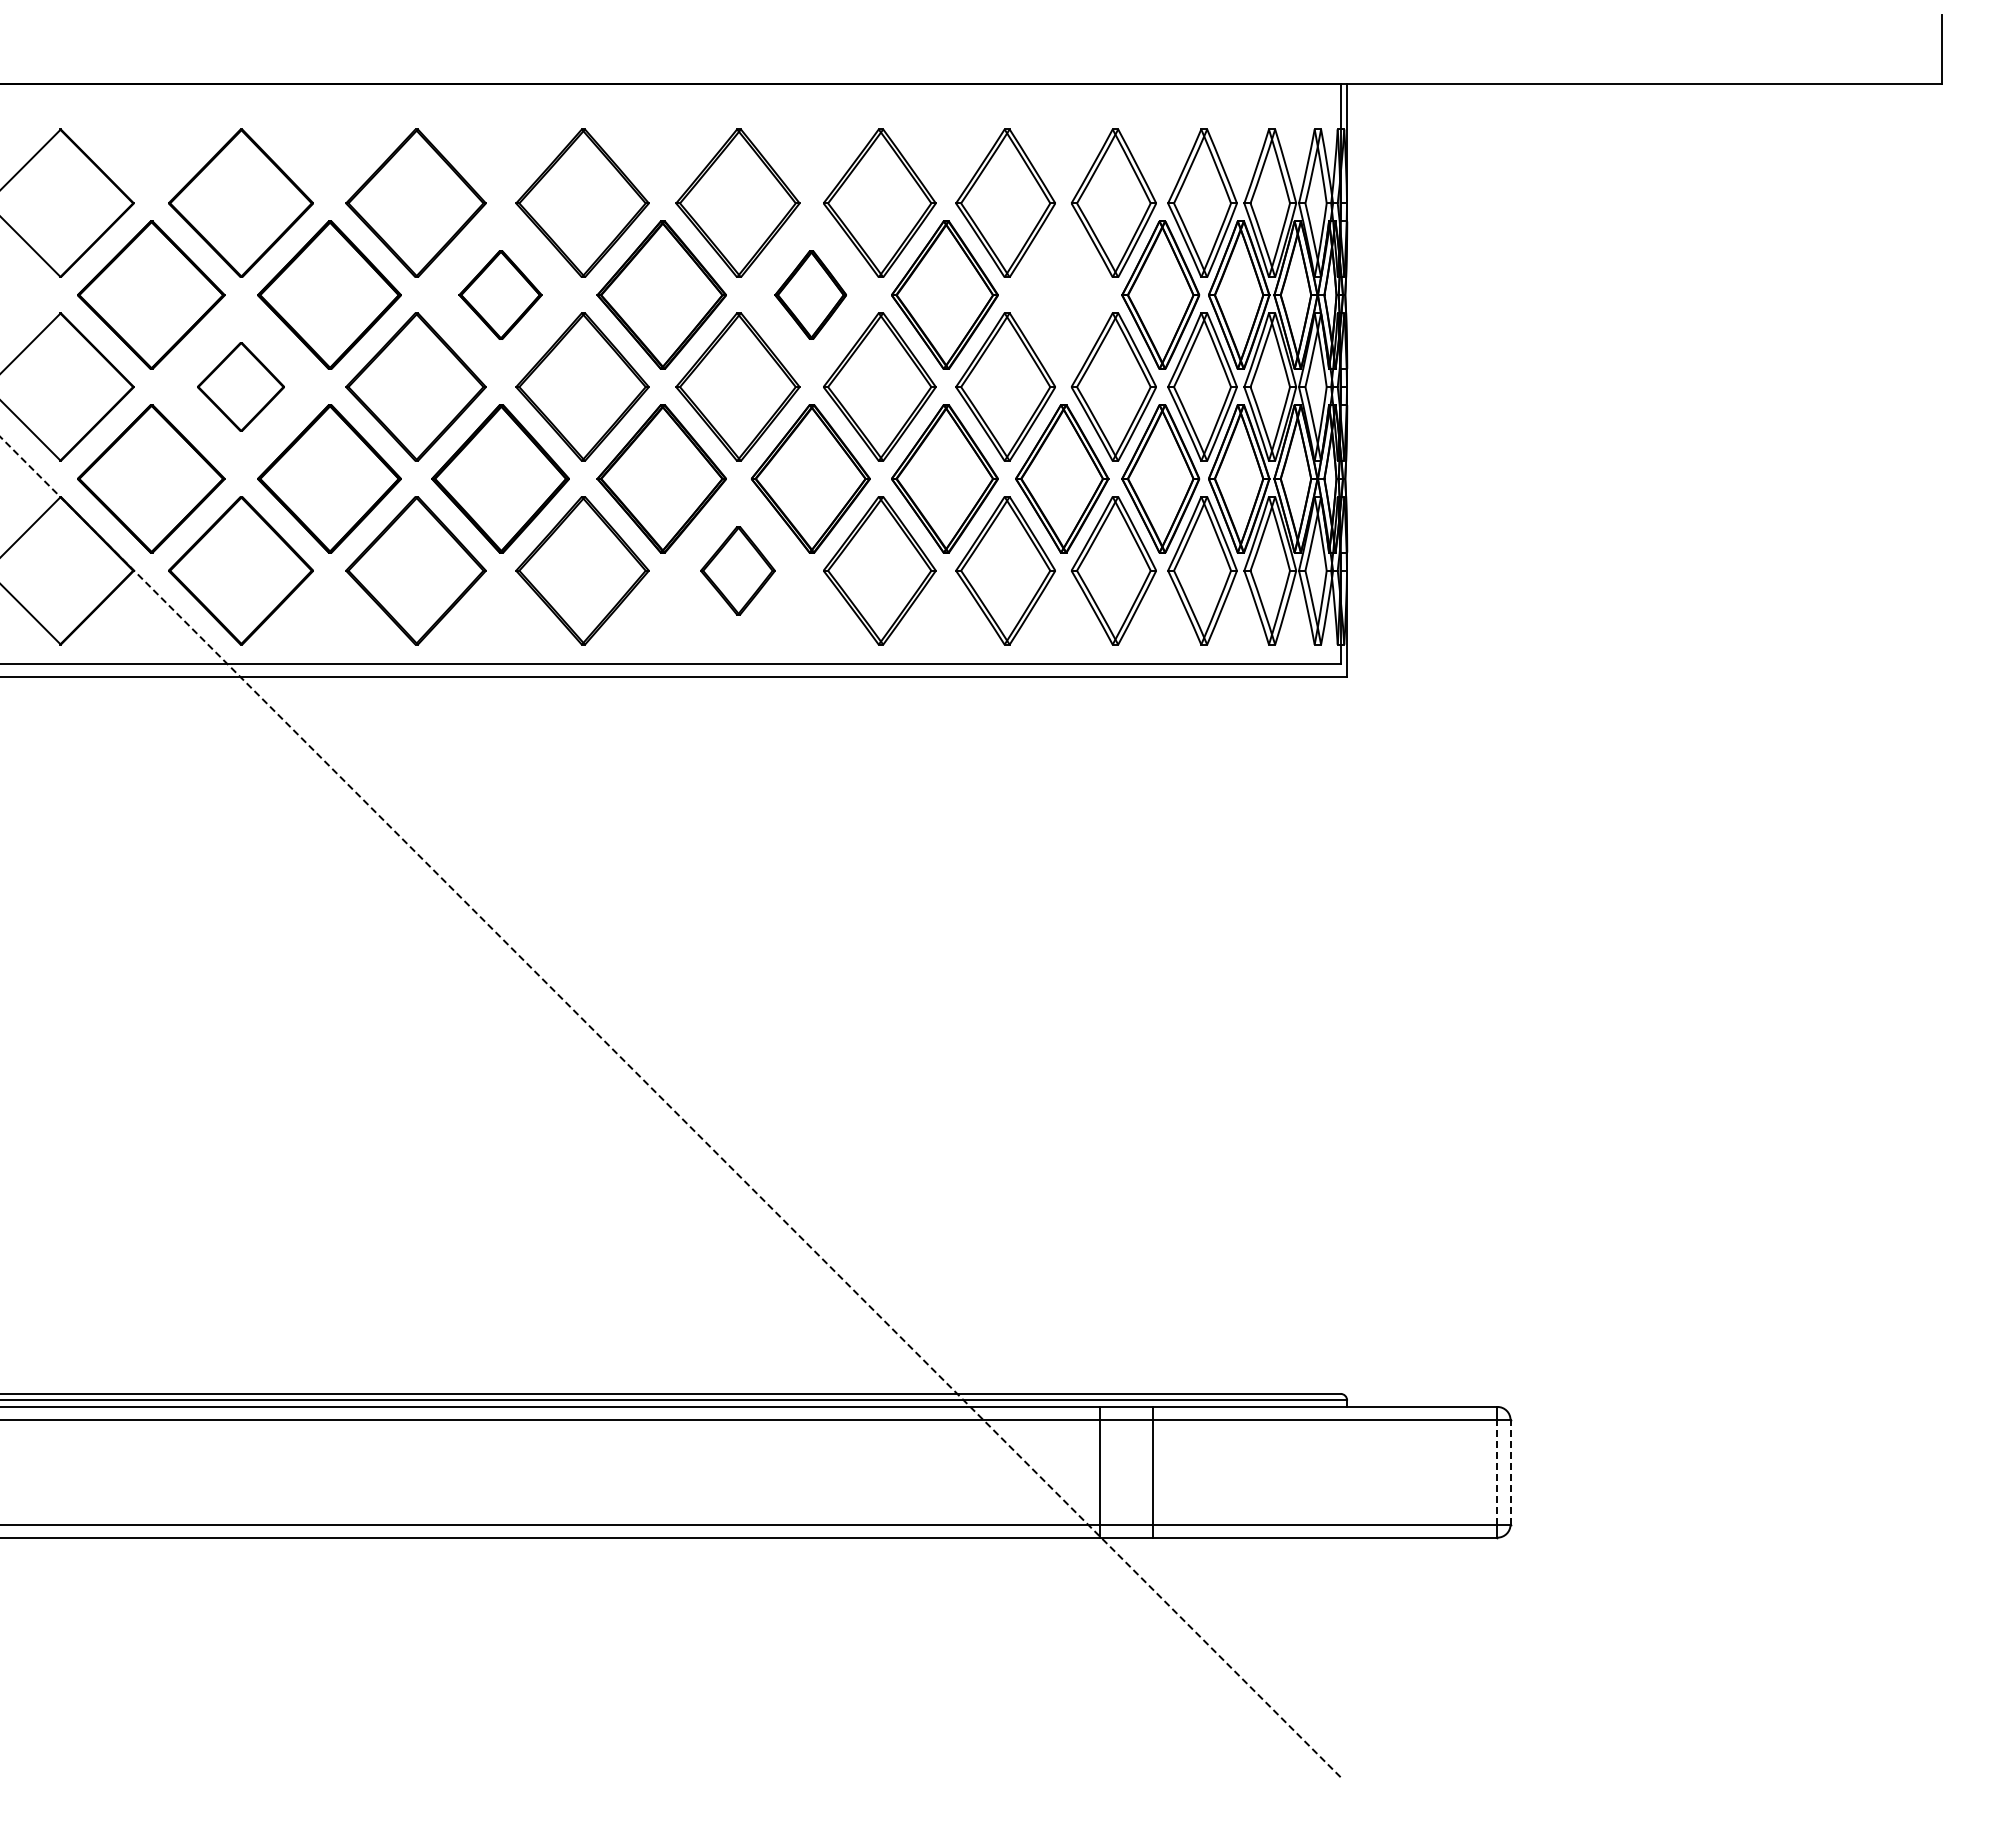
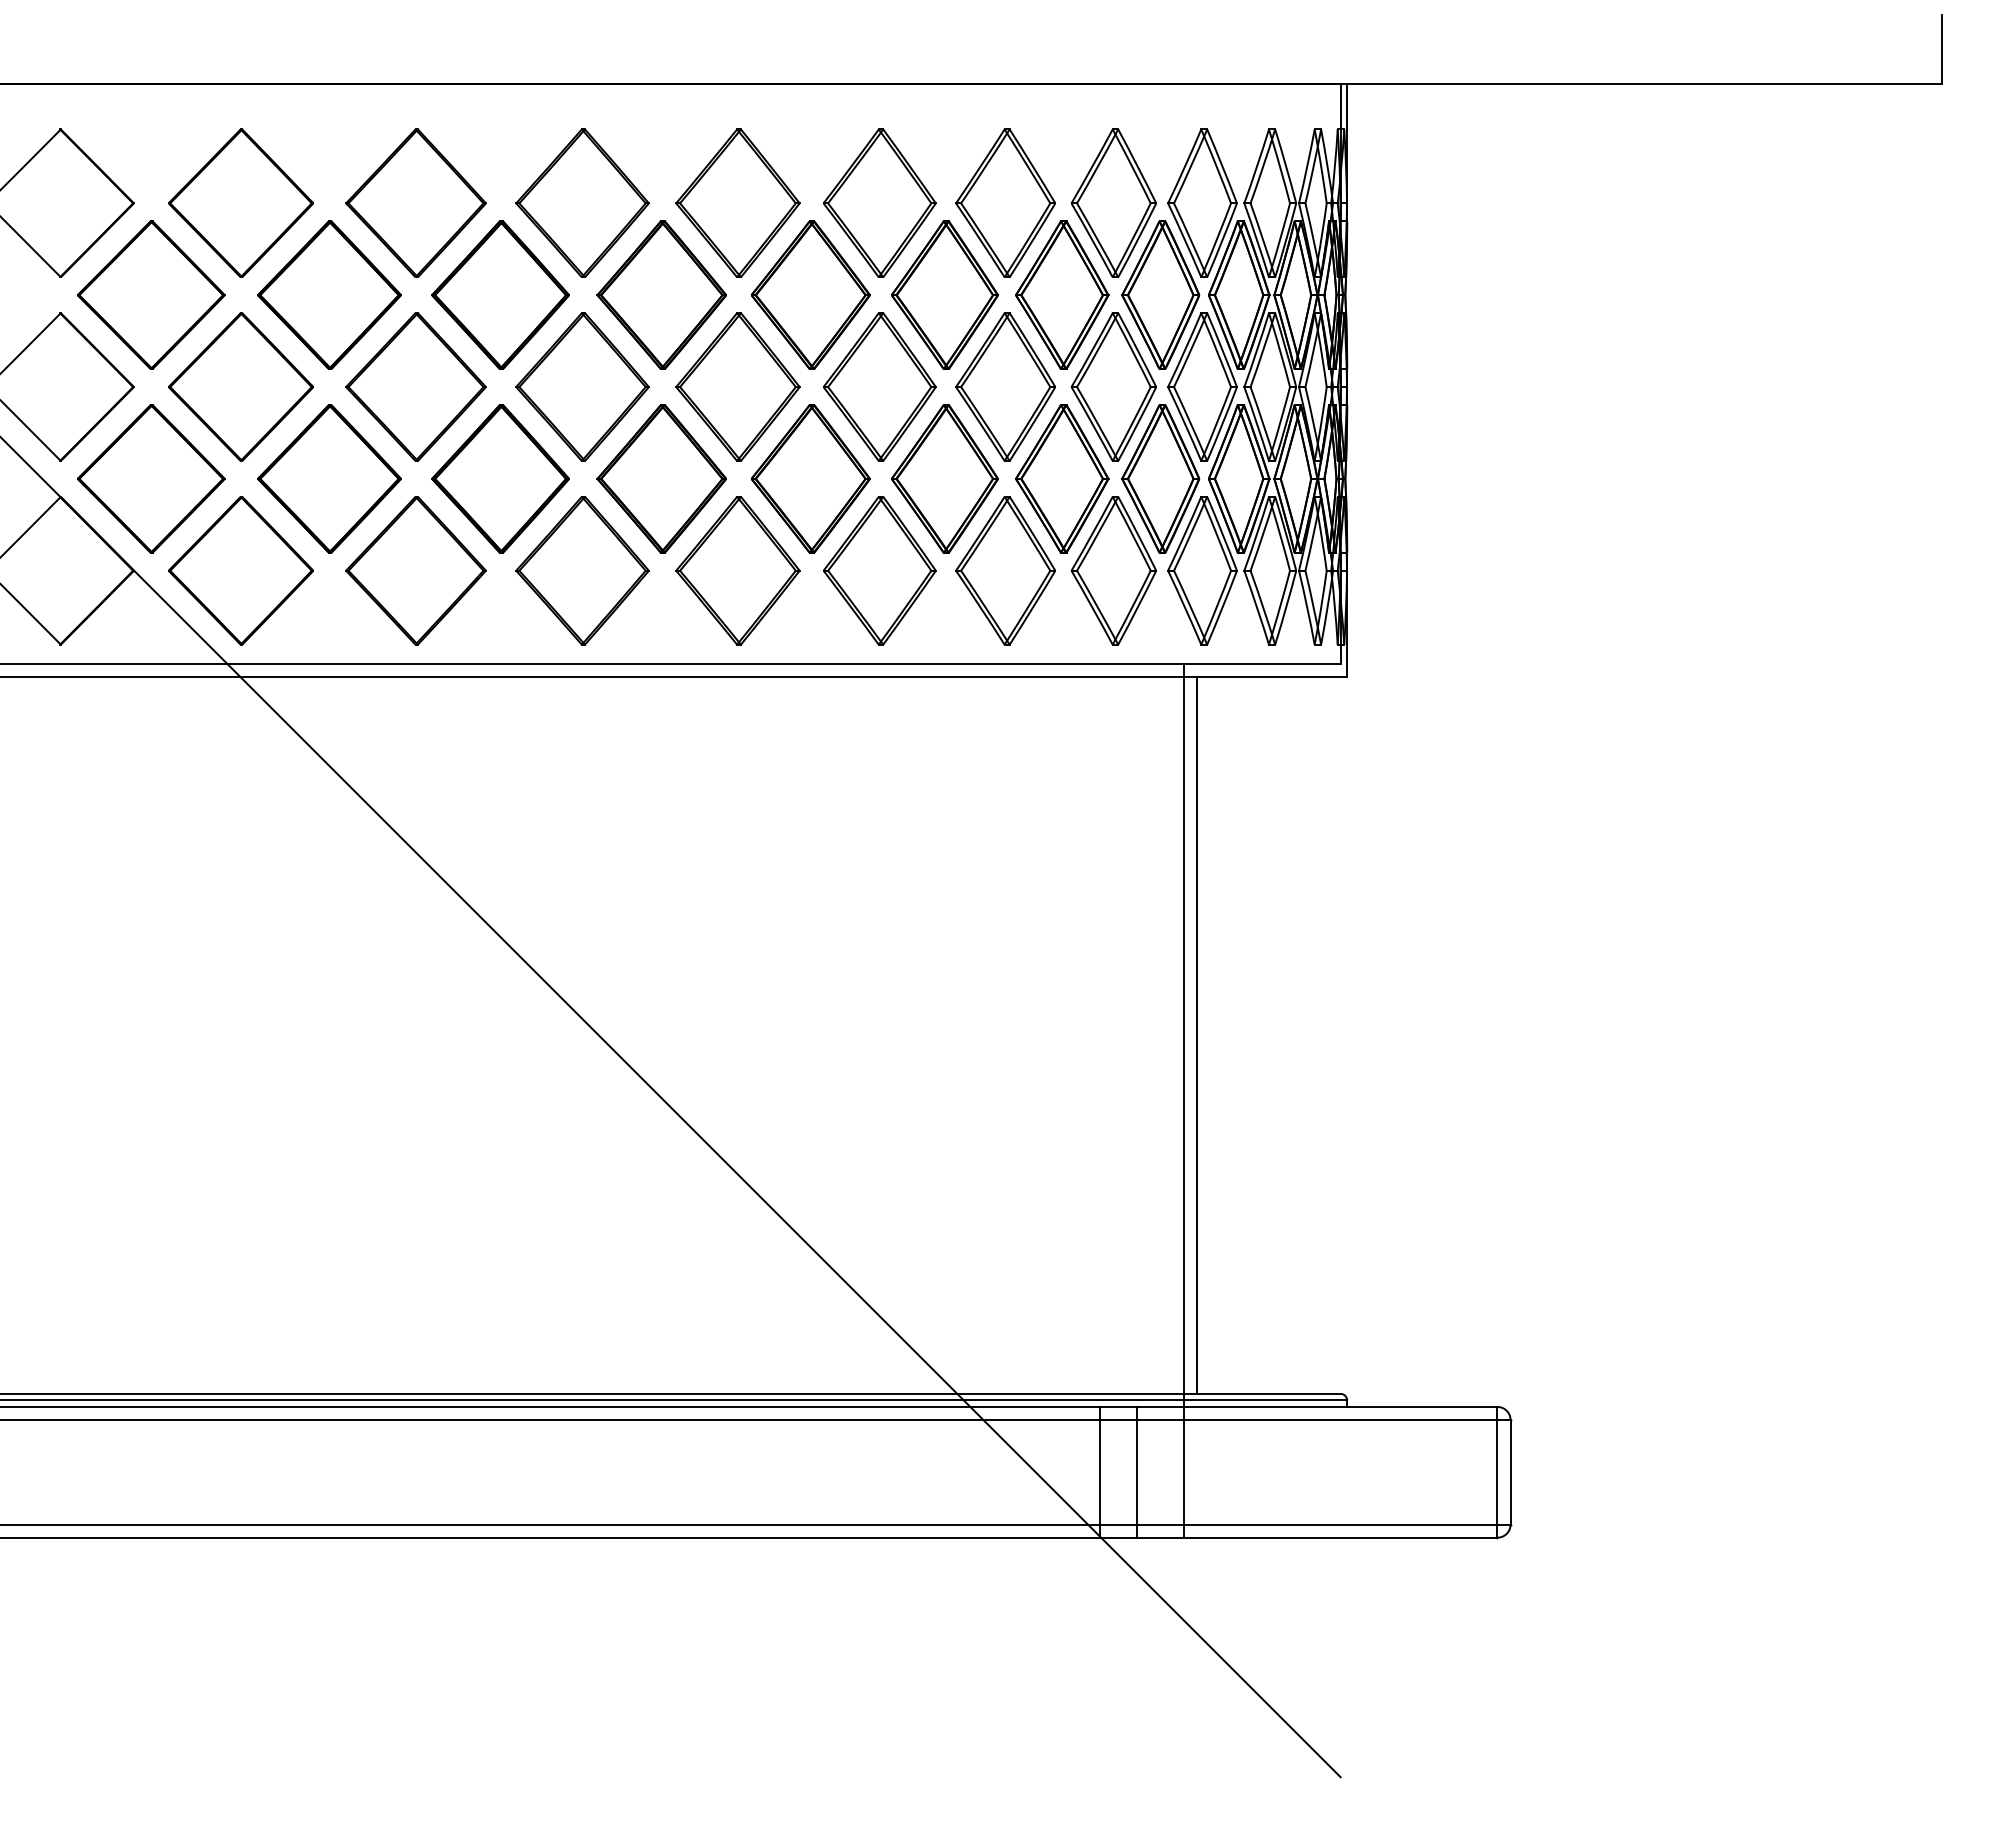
part size: 85x90 px -> 139x150 px (500, 294)
part size: 73x90 px -> 120x150 px (810, 294)
part: none -> present (1062, 294)
part size: 88x90 px -> 146x150 px (240, 386)
part size: 76x90 px -> 126x150 px (737, 570)
line: none -> present (1196, 1035)
line: none -> present (1183, 1100)
line: dashed -> solid (670, 1106)
line position: (1152, 1471) -> (1136, 1471) (1136, 1471)
line: dashed -> solid (1497, 1471)
line: dashed -> solid (1510, 1471)
